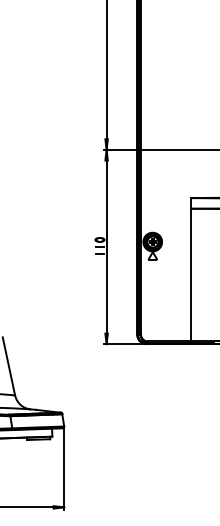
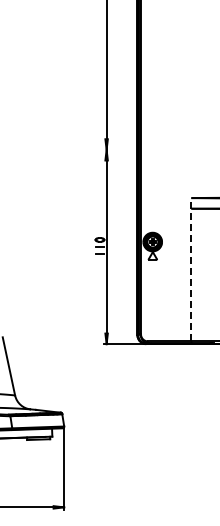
line: present -> none (159, 149)
line: solid -> dashed (191, 269)
